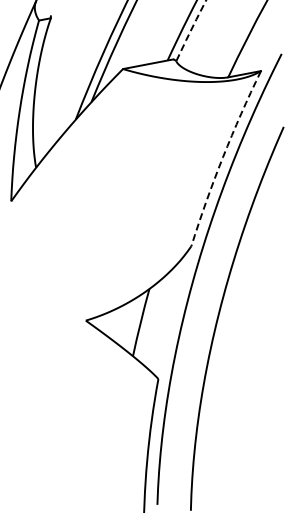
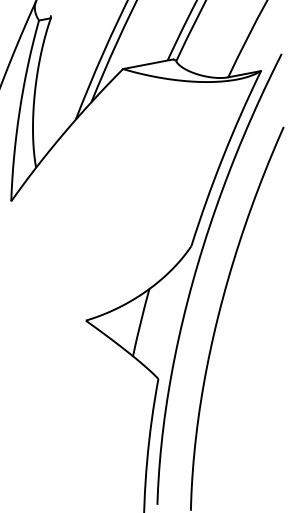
arc: dashed -> solid (190, 30)
arc: dashed -> solid (222, 157)
